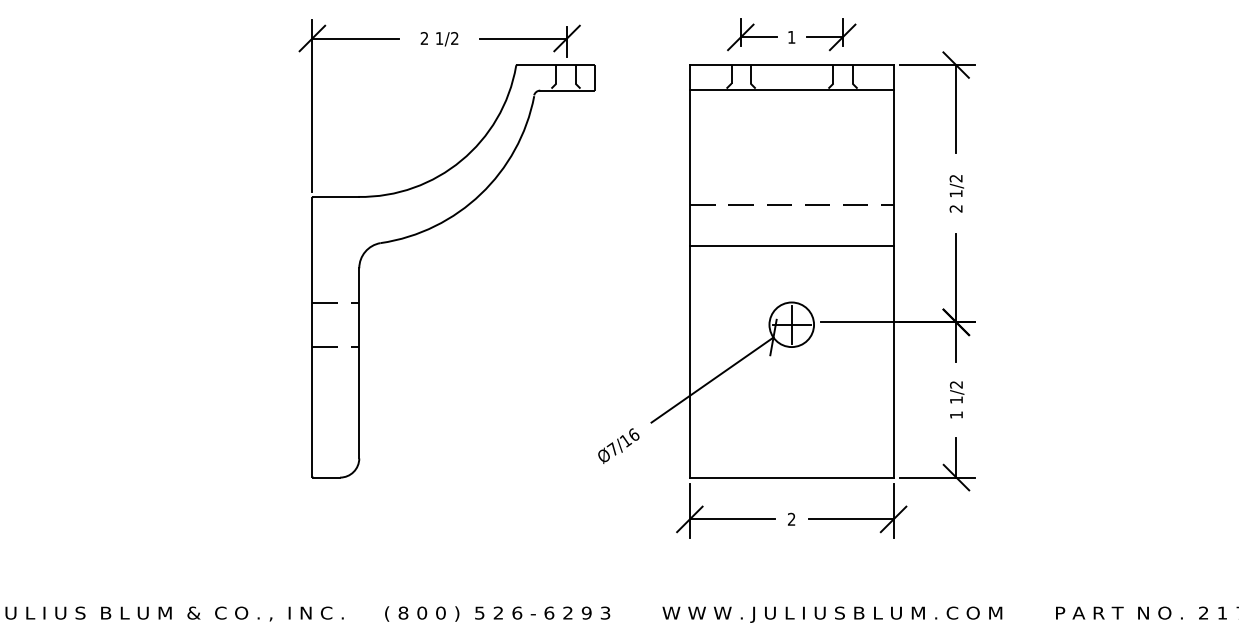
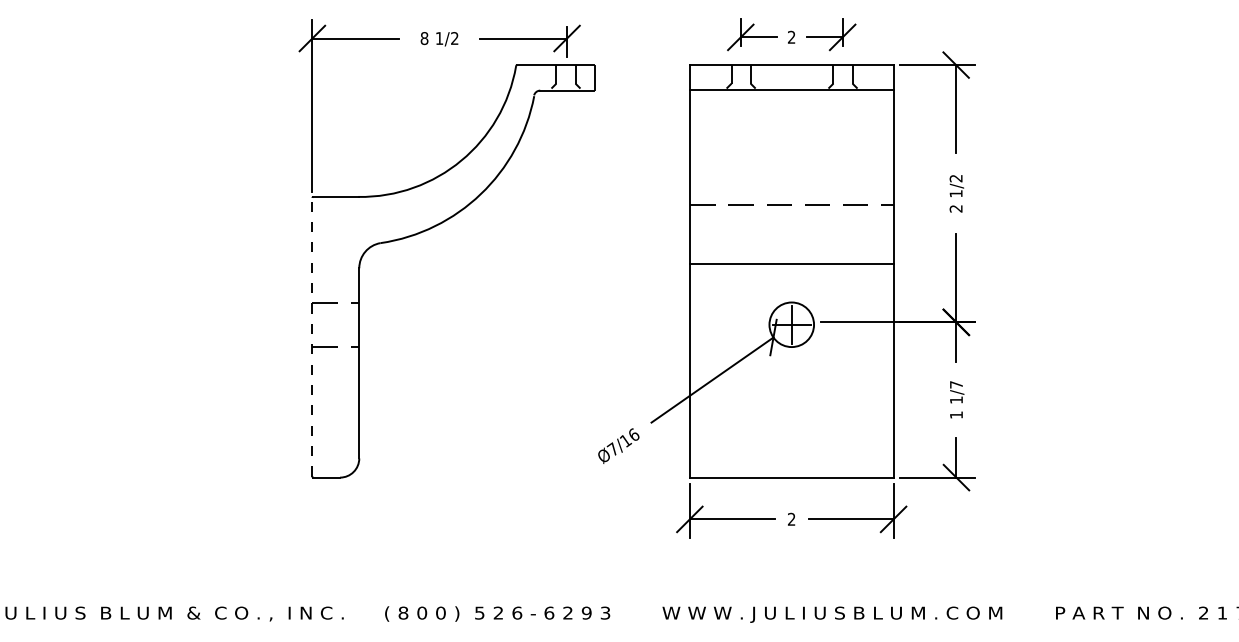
text: 1 -> 2 (791, 36)
text: 2 -> 8 (424, 38)
line position: (791, 245) -> (791, 263) (791, 263)
line: solid -> dashed (312, 336)
text: 1/2 -> 1/7 (956, 384)
